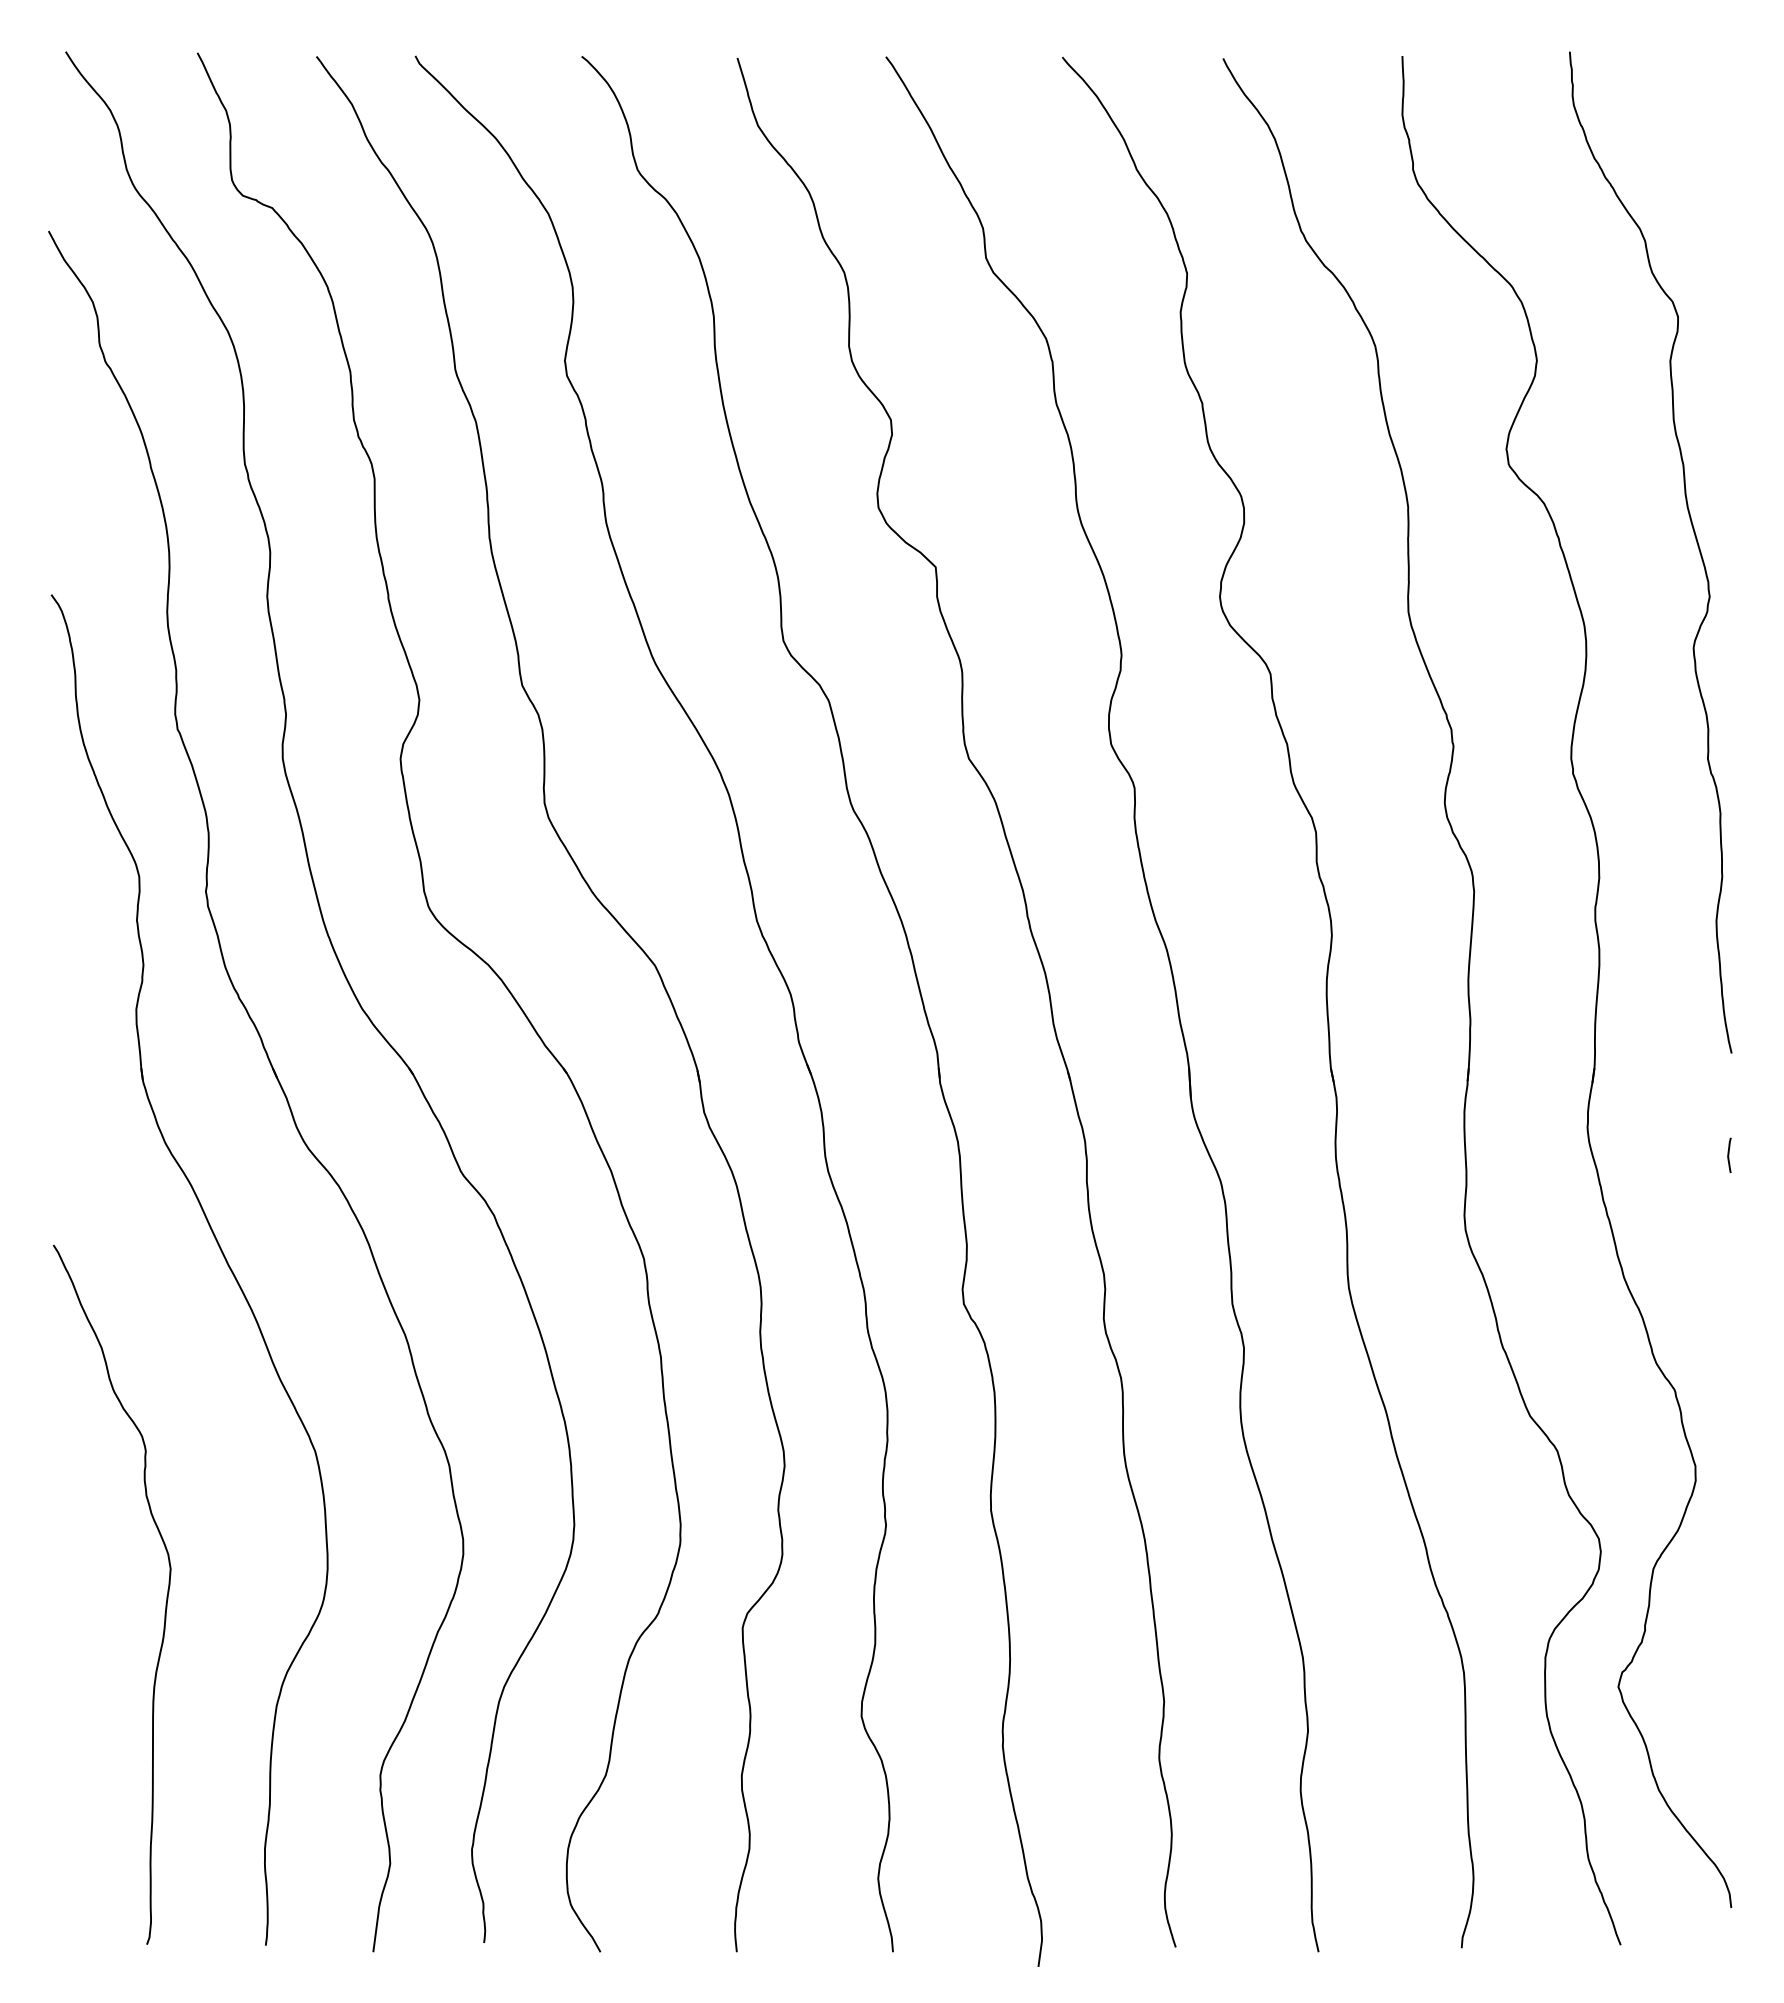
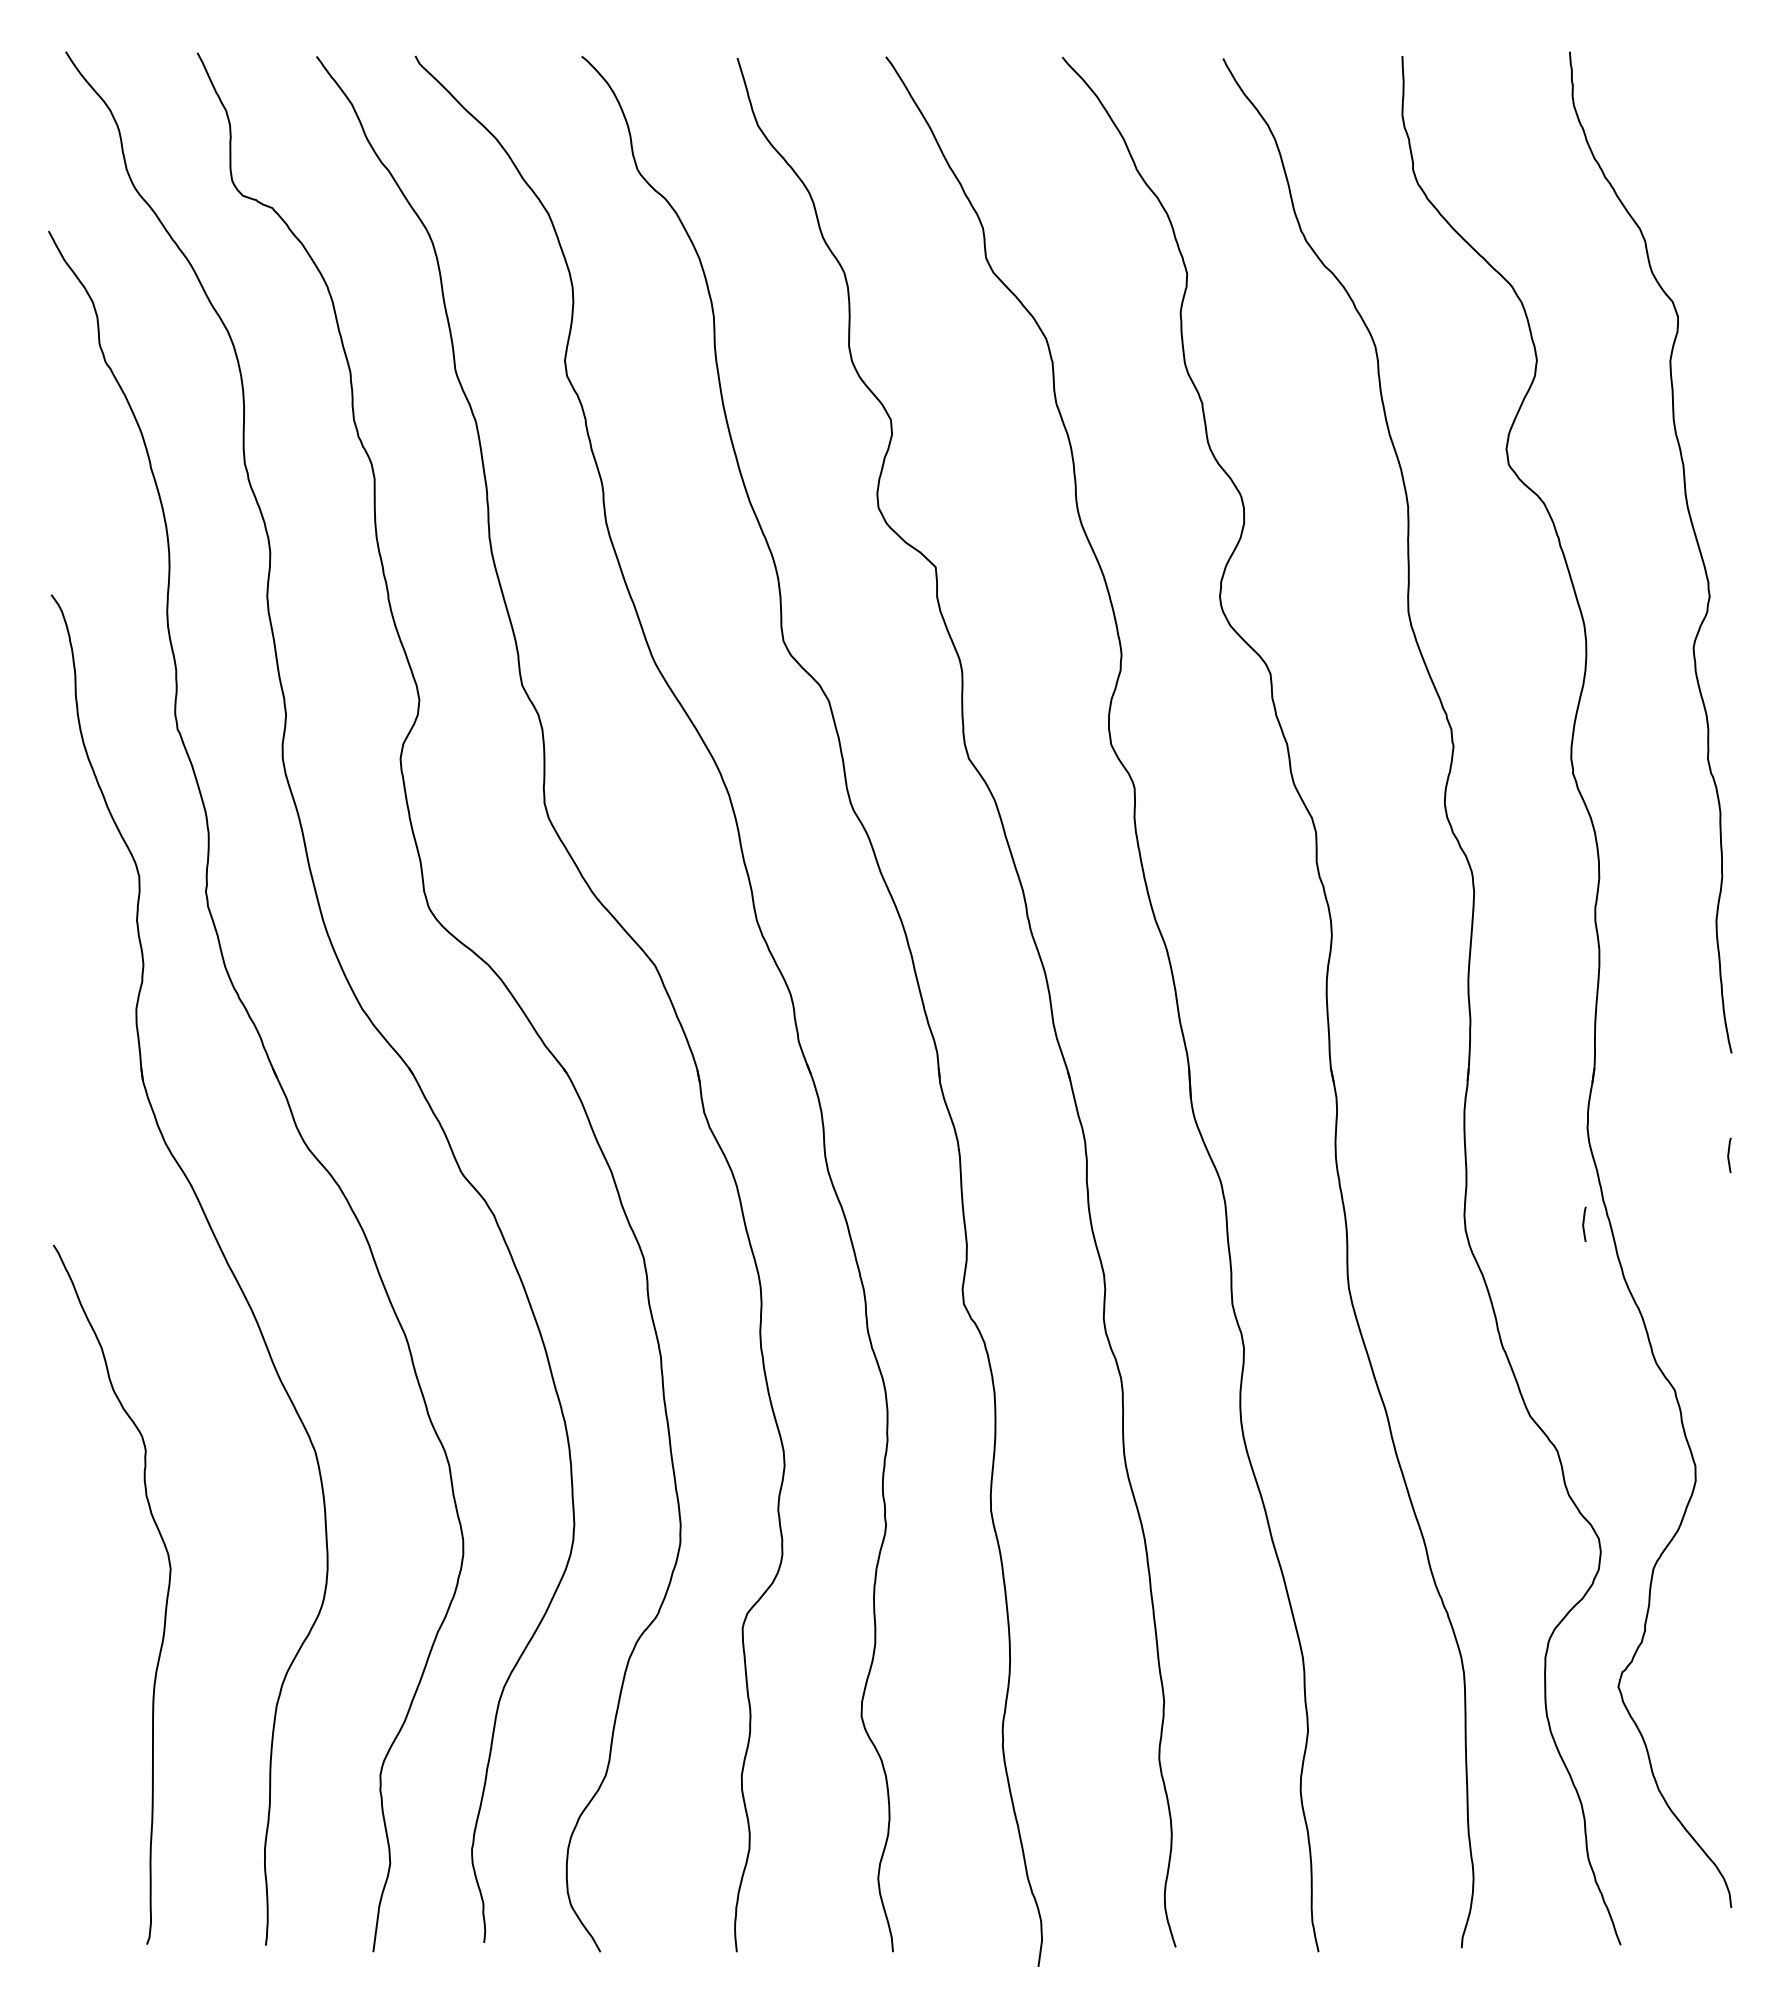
line: none -> present (1584, 1224)
